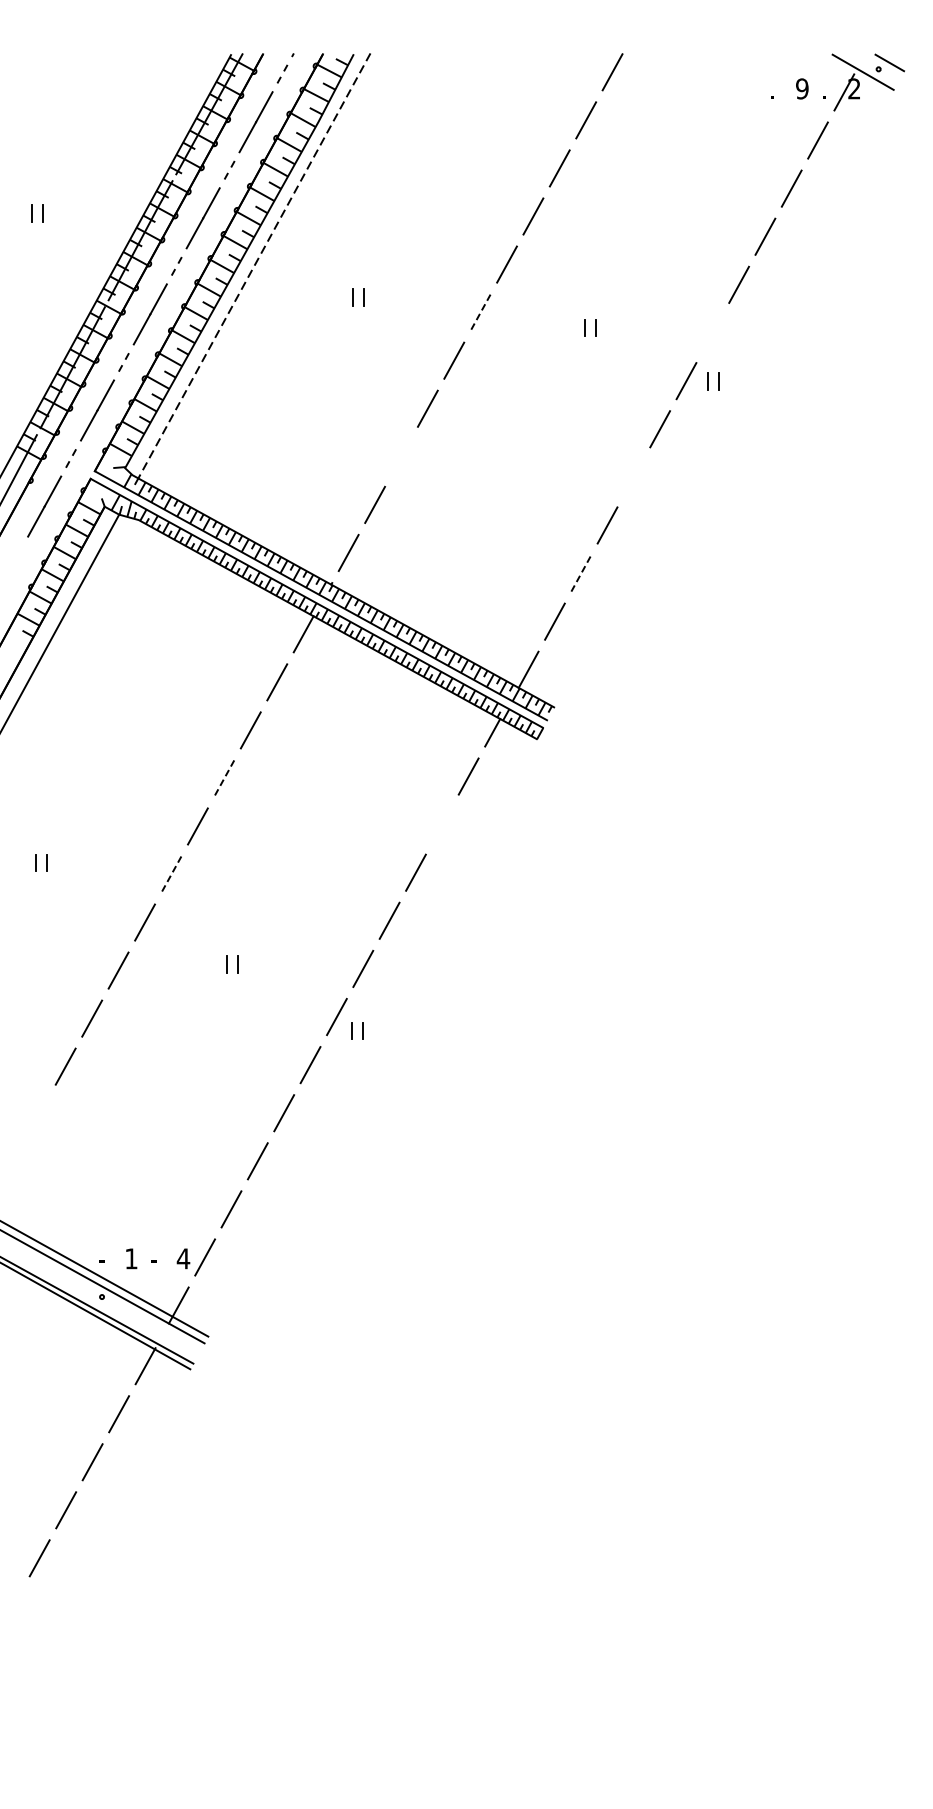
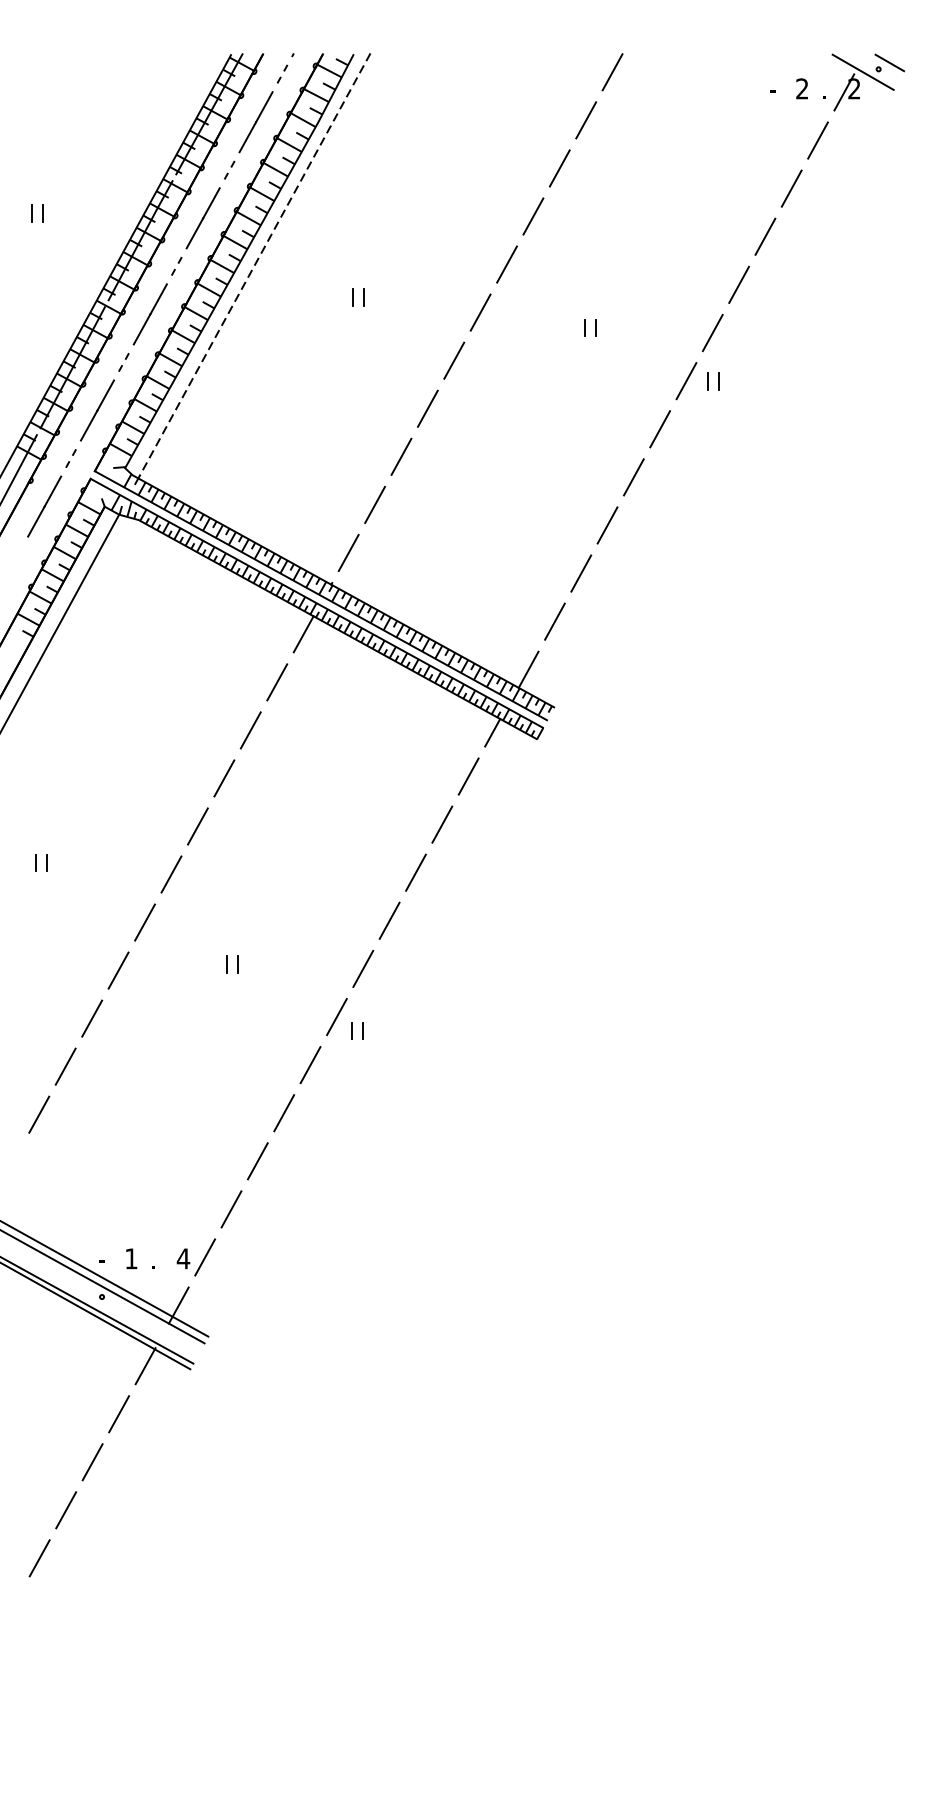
text: 9 -> 2 (802, 88)
text: . -> - (772, 94)
line: dashed -> solid (480, 312)
line: none -> present (712, 332)
line: none -> present (401, 456)
line: none -> present (633, 477)
line: dashed -> solid (581, 573)
line: dashed -> solid (224, 778)
line: none -> present (442, 824)
line: dashed -> solid (171, 874)
line: none -> present (39, 1114)
text: - -> . (153, 1264)
